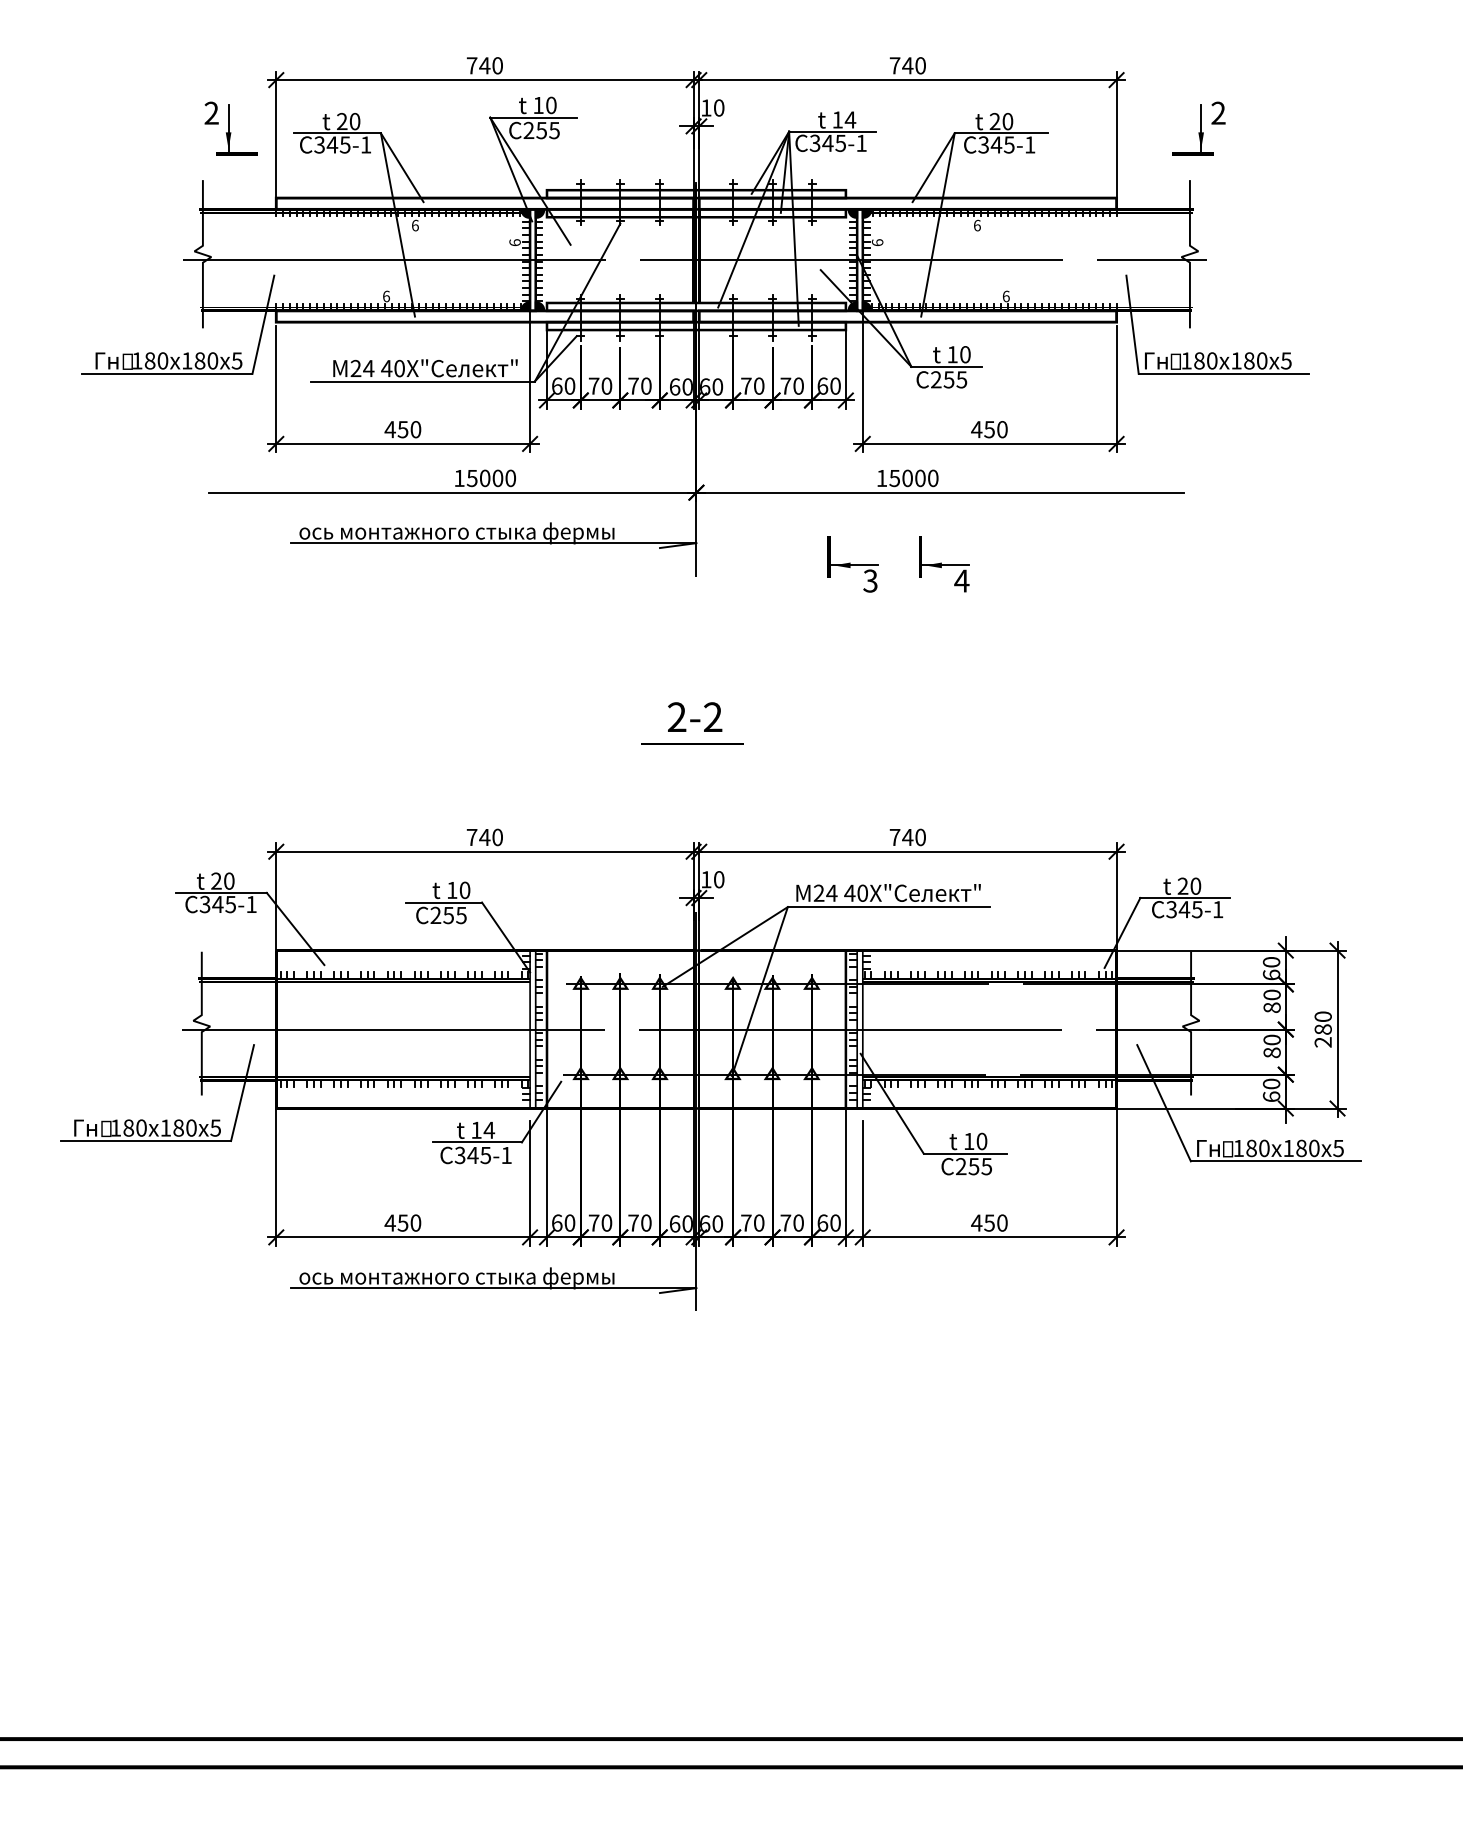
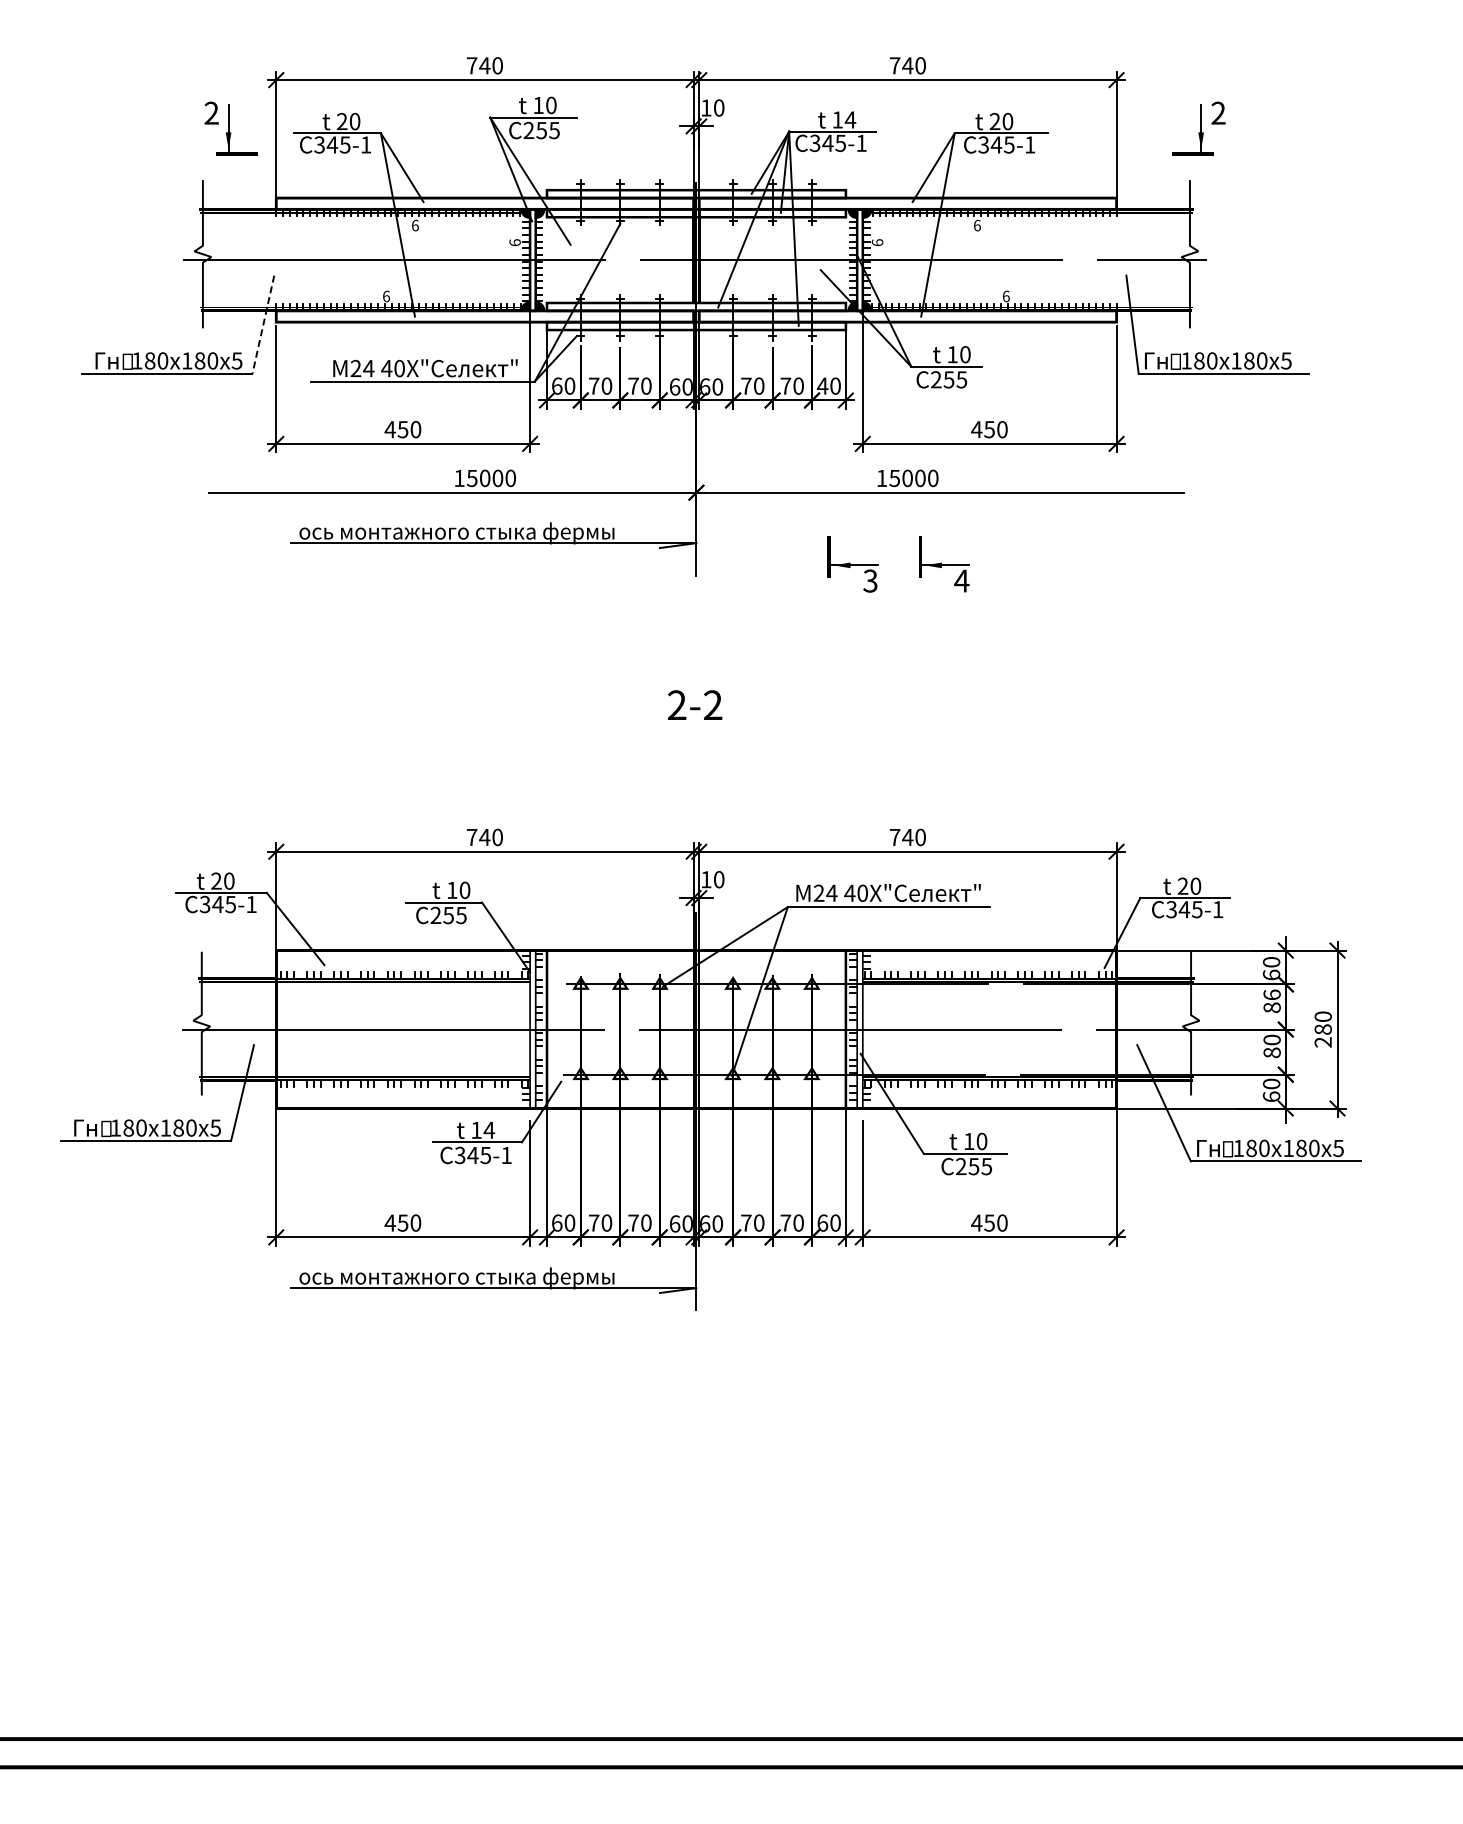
line: solid -> dashed (263, 325)
text: 60 -> 40 (822, 385)
text position: (695, 716) -> (695, 704) (695, 704)
line: present -> none (692, 743)
text: 80 -> 86 (1271, 994)
